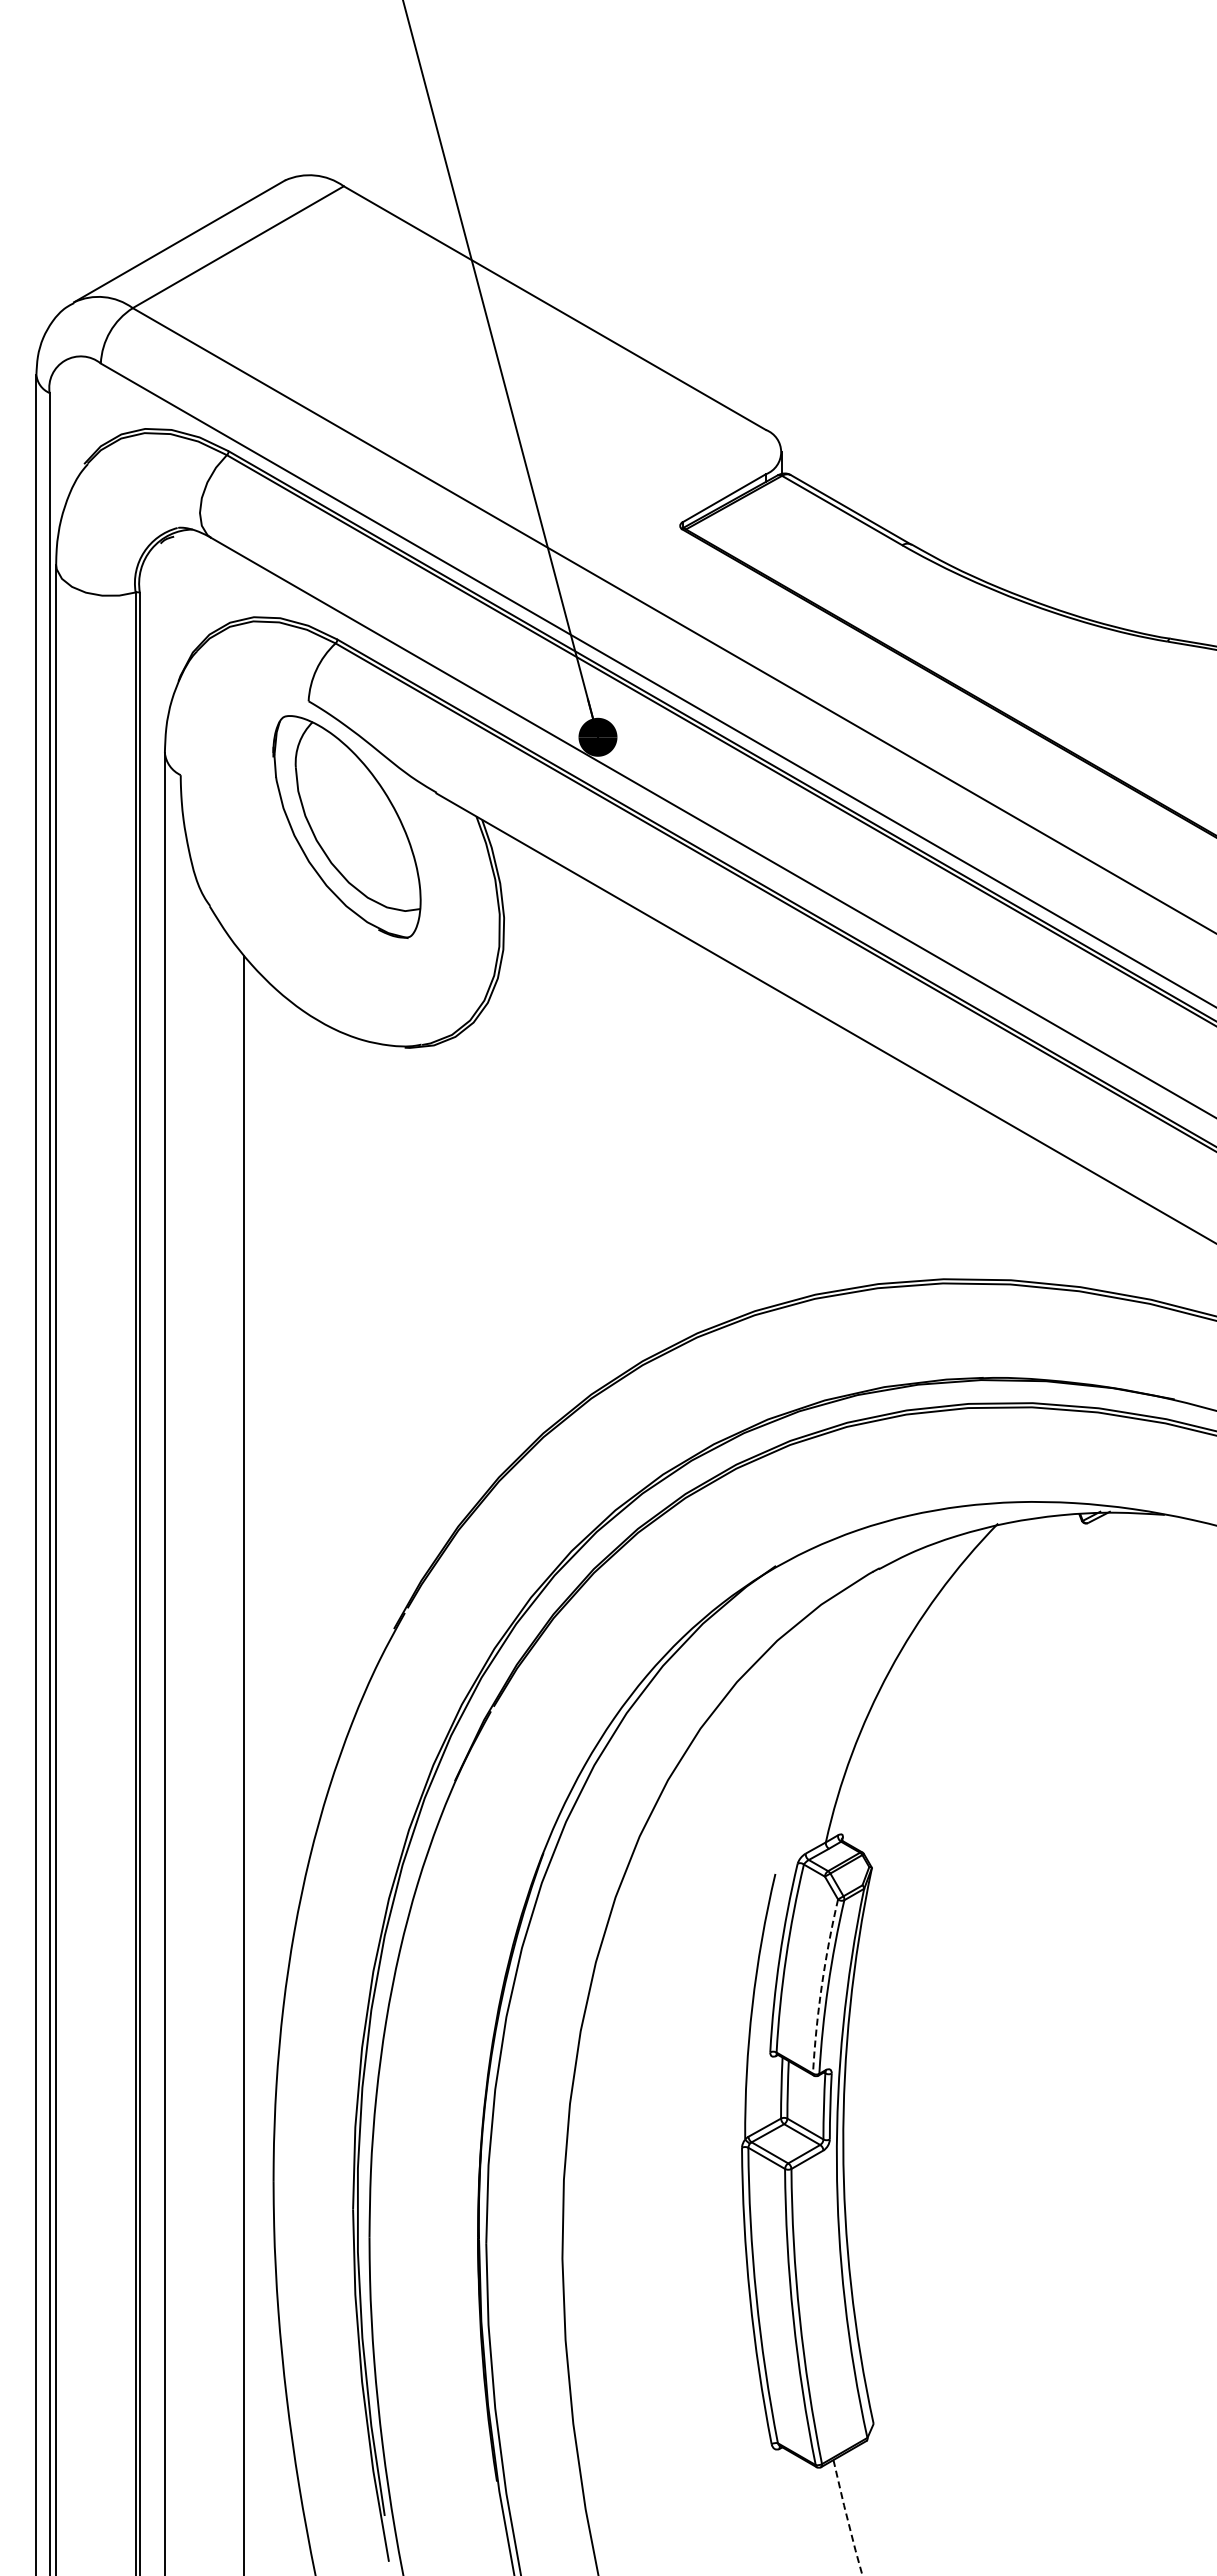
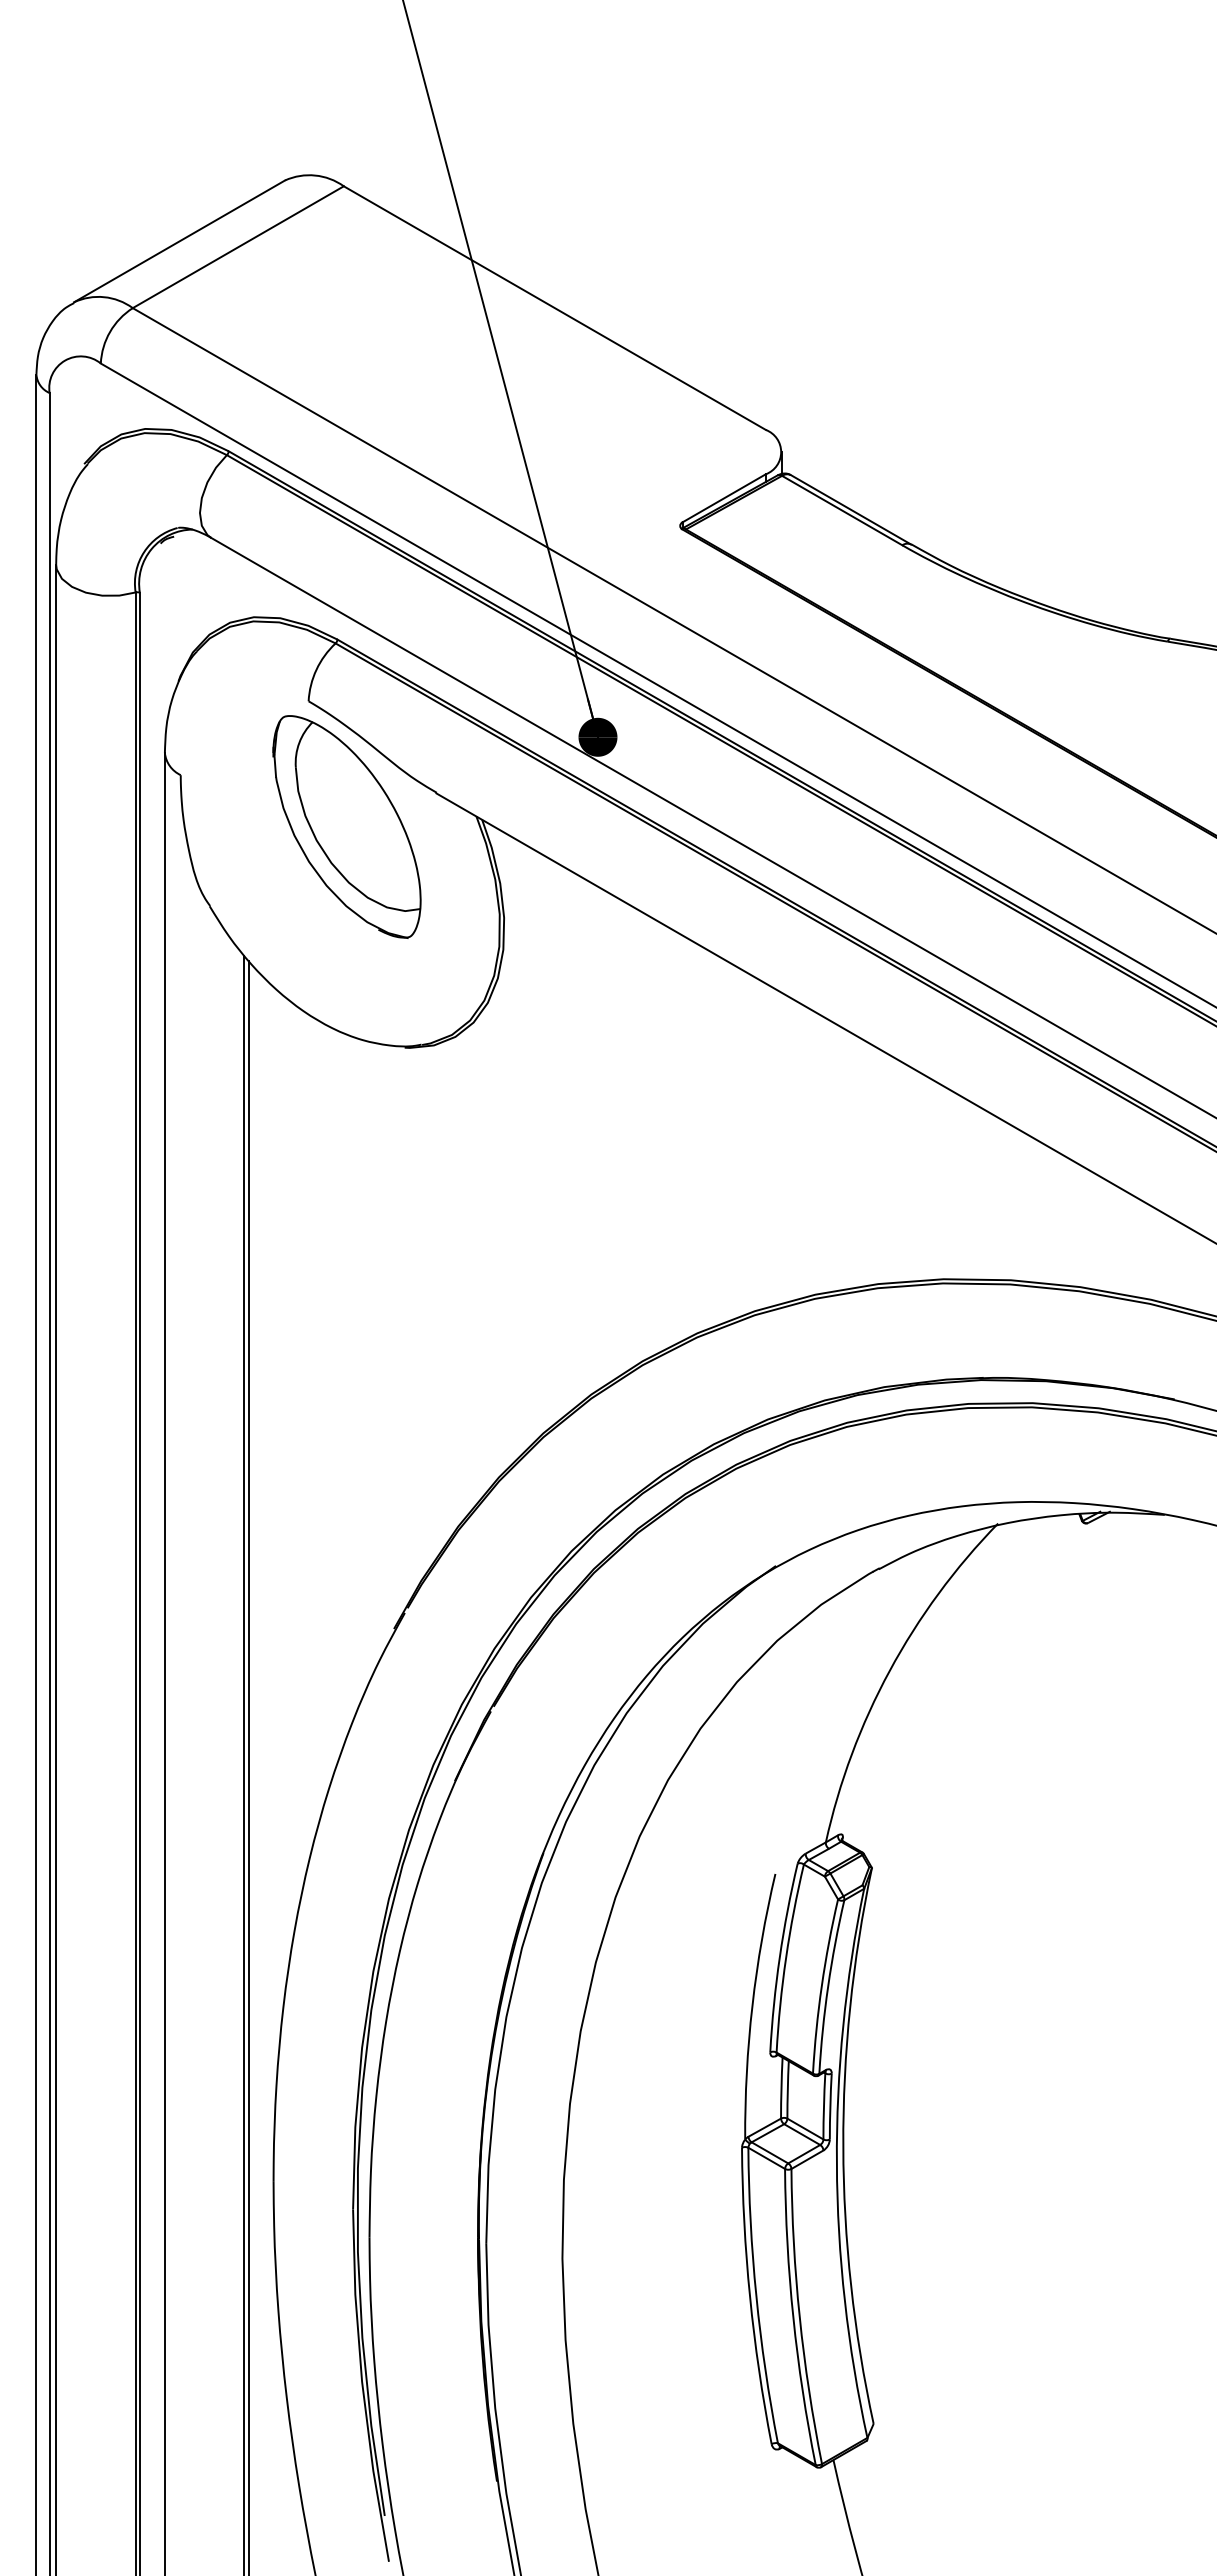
line: none -> present (248, 1766)
arc: dashed -> solid (821, 1985)
arc: dashed -> solid (847, 2518)
